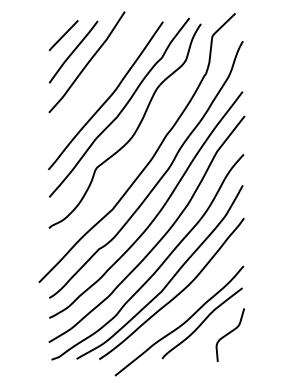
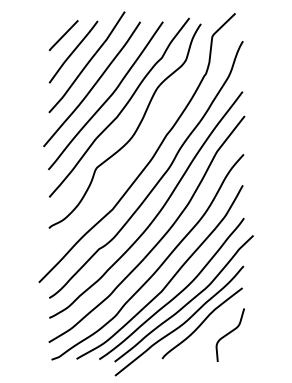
curve: none -> present (93, 84)
curve: none -> present (187, 302)
